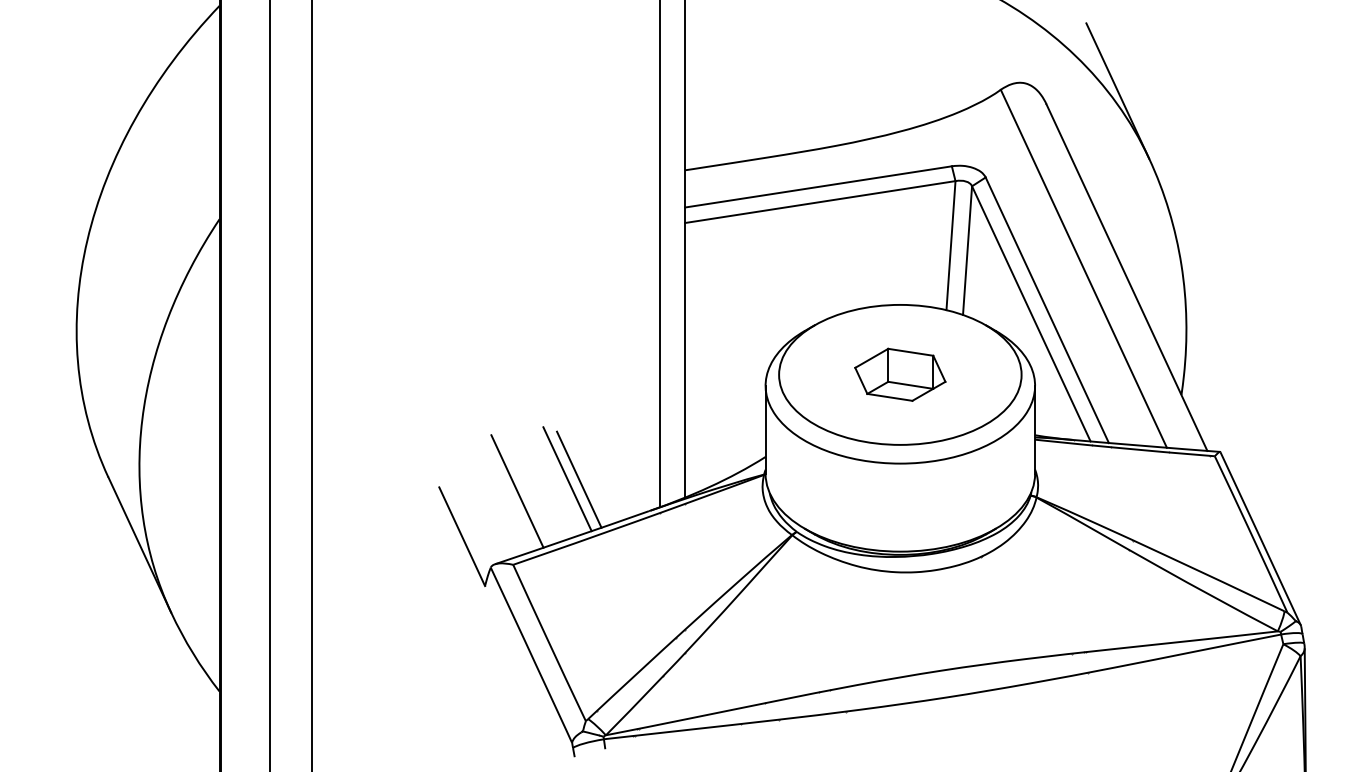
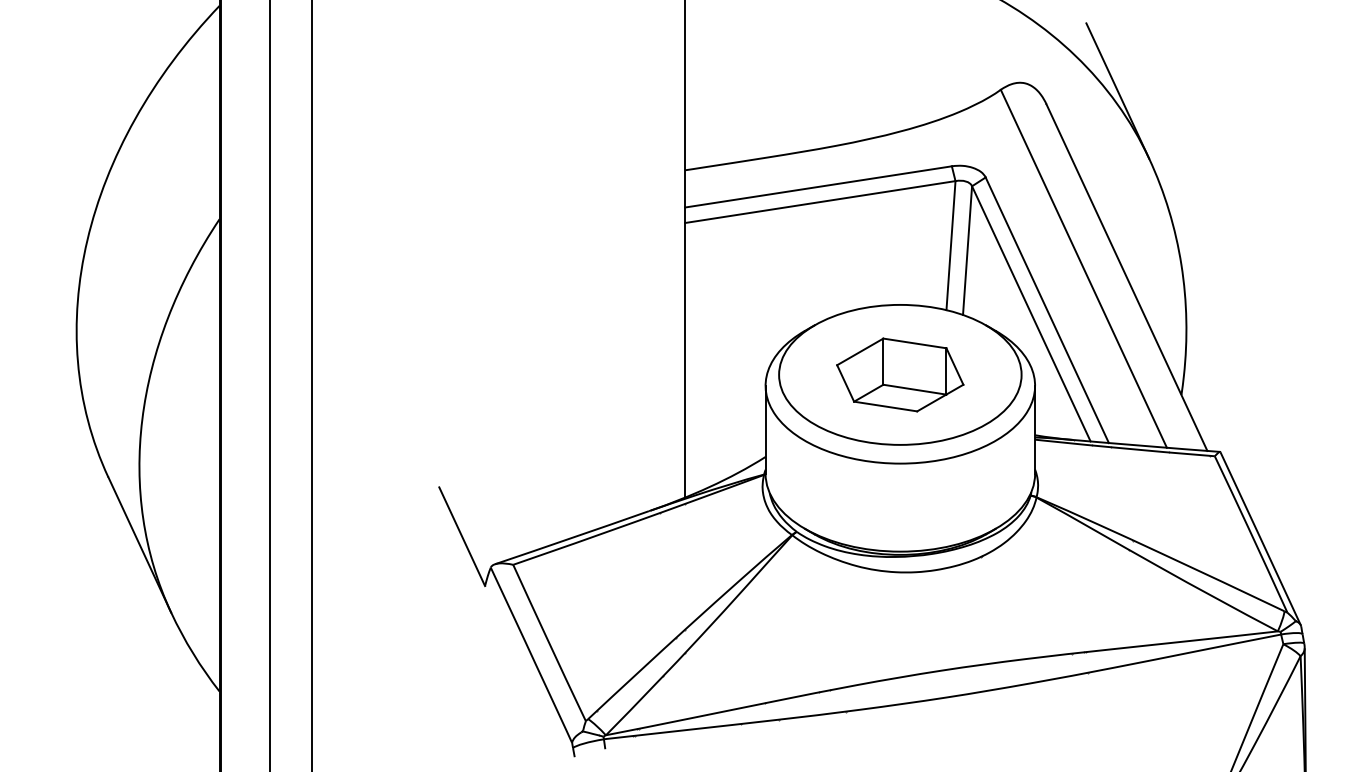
line: present -> none (659, 254)
part size: 93x55 px -> 129x76 px (900, 374)
line: present -> none (567, 479)
line: present -> none (579, 479)
line: present -> none (517, 491)
